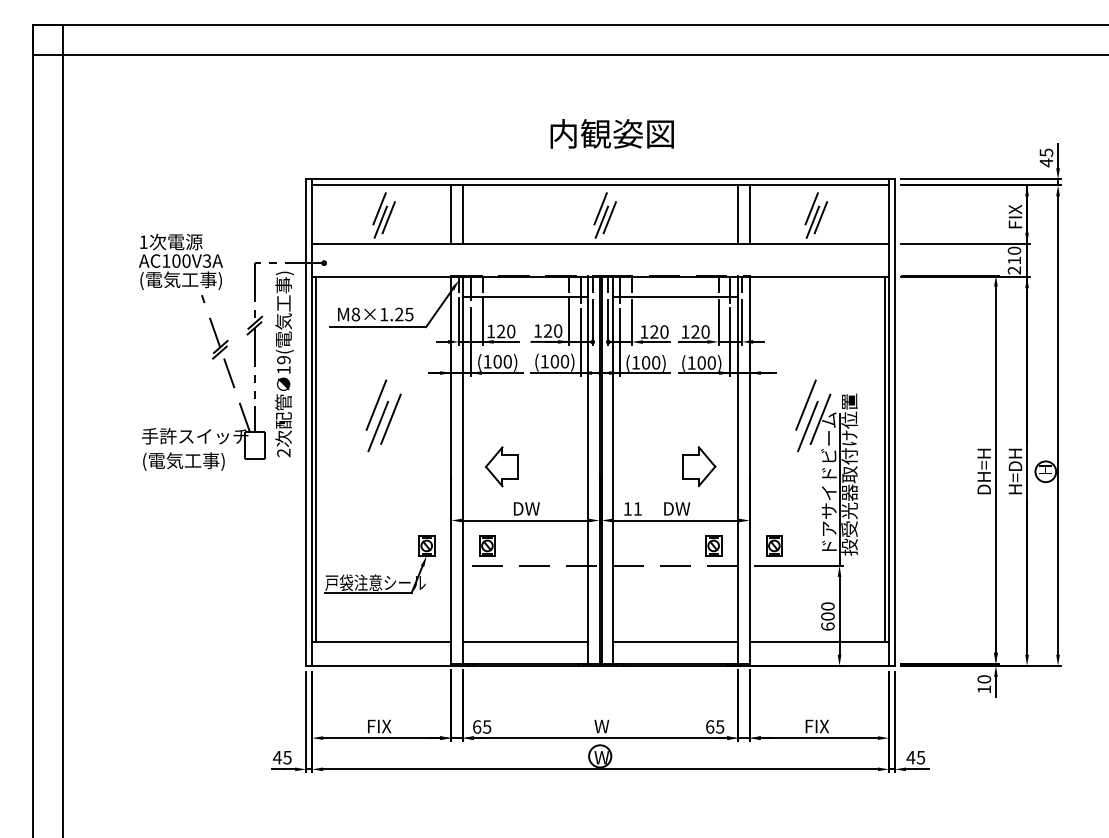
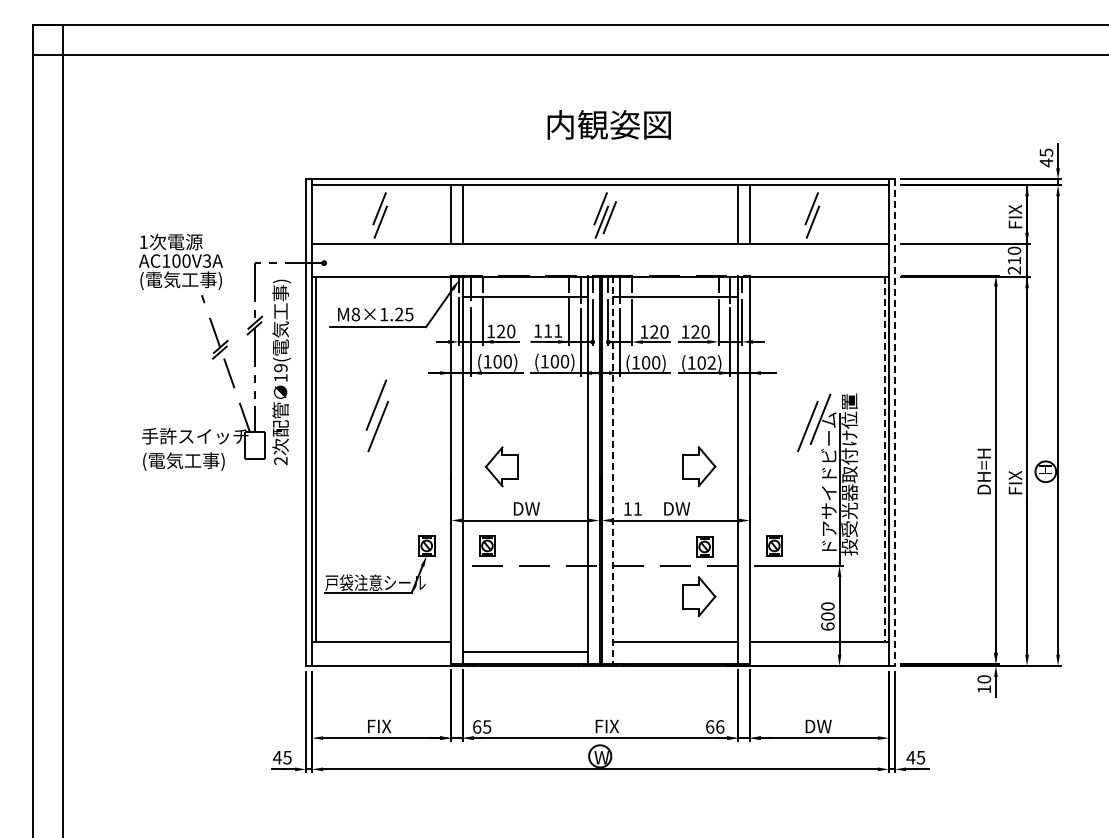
text position: (611, 133) -> (608, 124) (608, 124)
line: present -> none (388, 217)
line: present -> none (820, 217)
text: 120 -> 111 (553, 330)
text: (100) -> (102) (711, 362)
text position: (284, 364) -> (281, 372) (281, 372)
line: present -> none (805, 404)
line: present -> none (390, 418)
line: solid -> dashed (894, 423)
line: solid -> dashed (884, 459)
line: solid -> dashed (613, 470)
text: H=DH -> FIX (1015, 470)
part position: (713, 545) -> (704, 546) (704, 546)
part: none -> present (699, 596)
line position: (524, 642) -> (524, 652) (524, 652)
text: W -> FIX (606, 726)
text: 65 -> 66 (720, 726)
text: FIX -> DW (819, 726)
